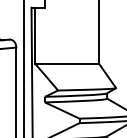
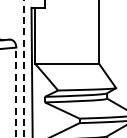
line: solid -> dashed (23, 68)
line: solid -> dashed (16, 92)
